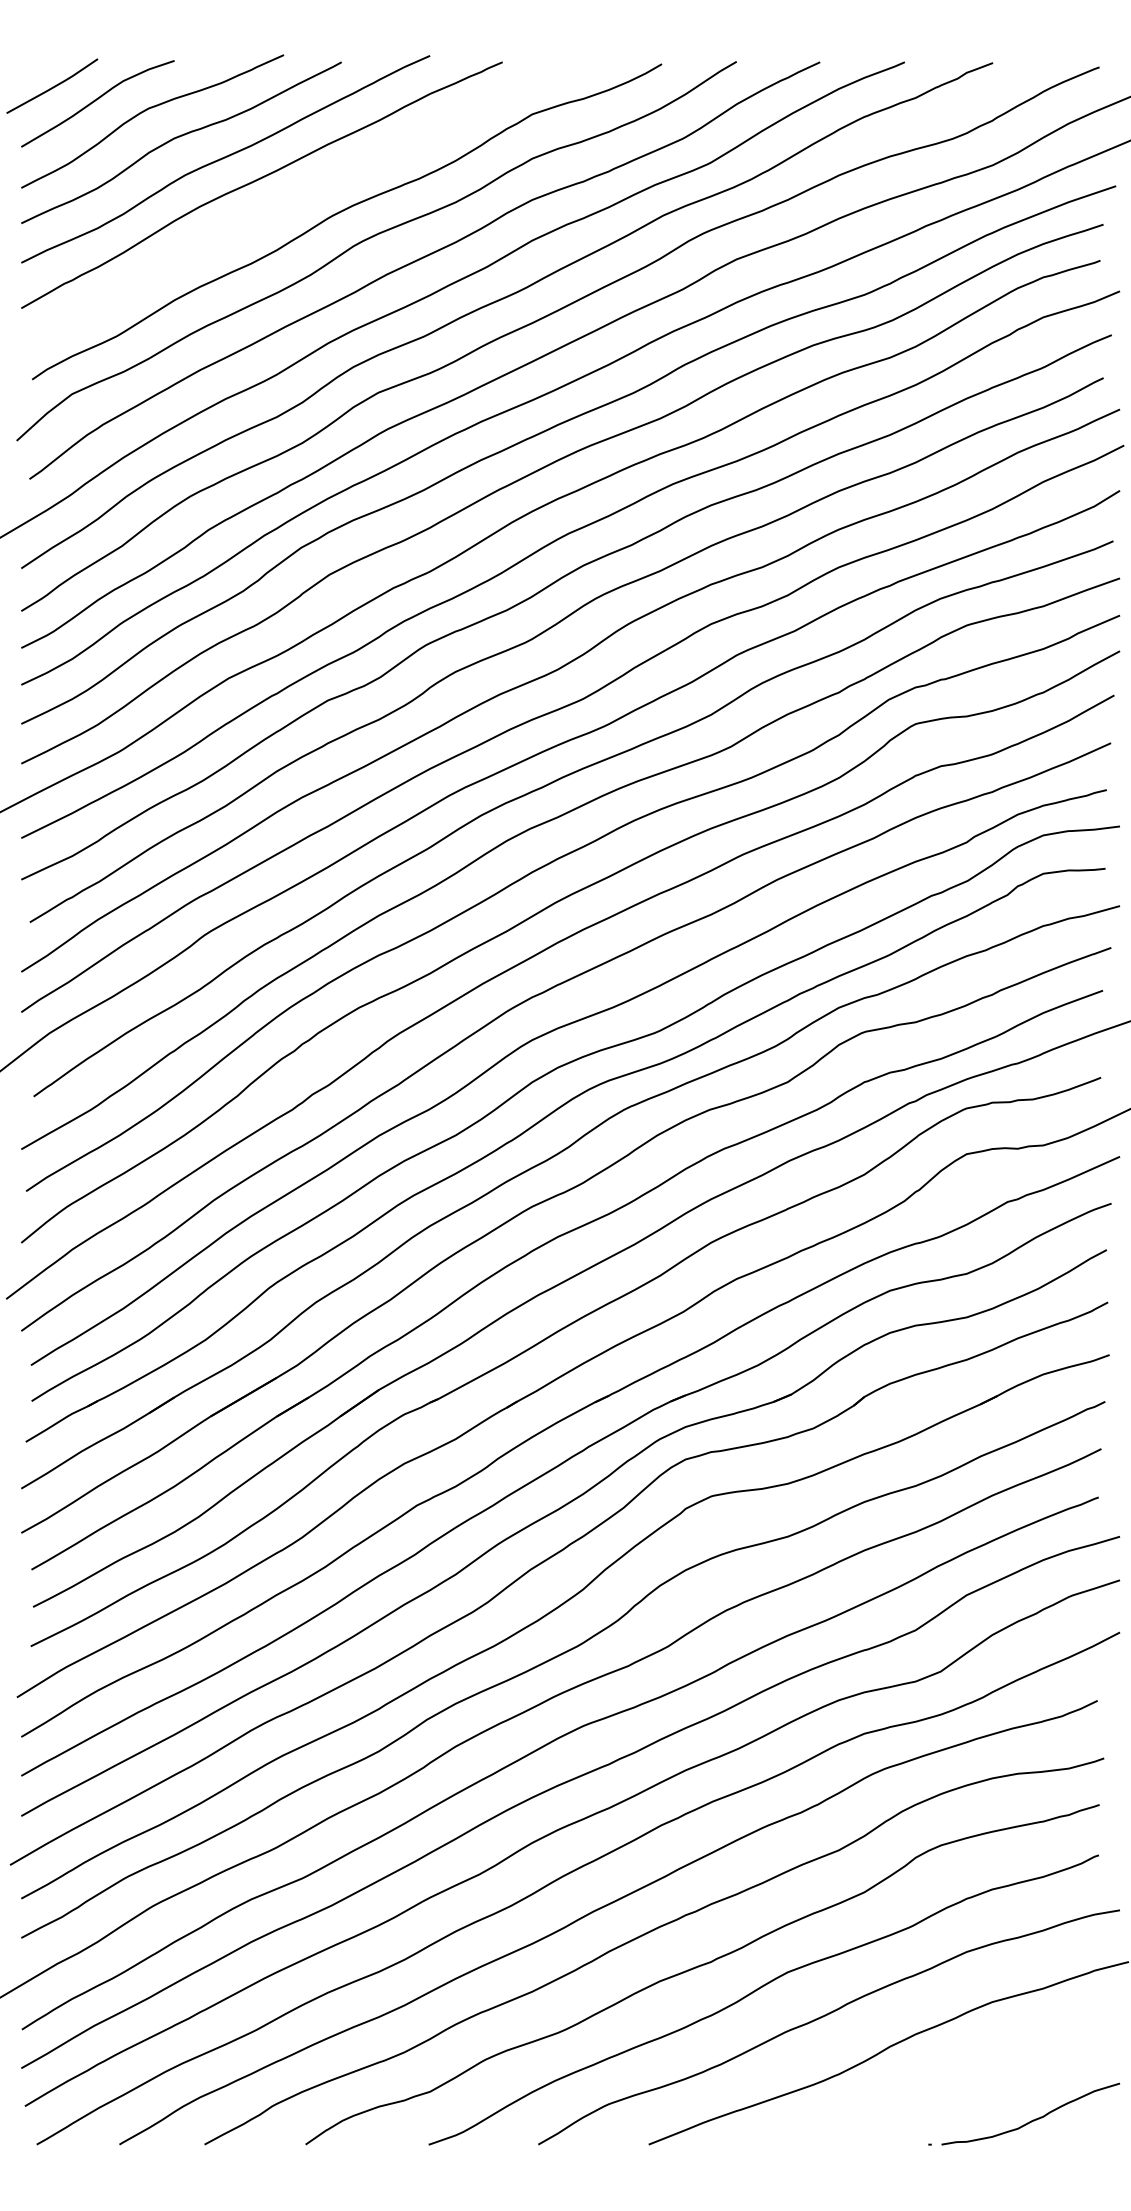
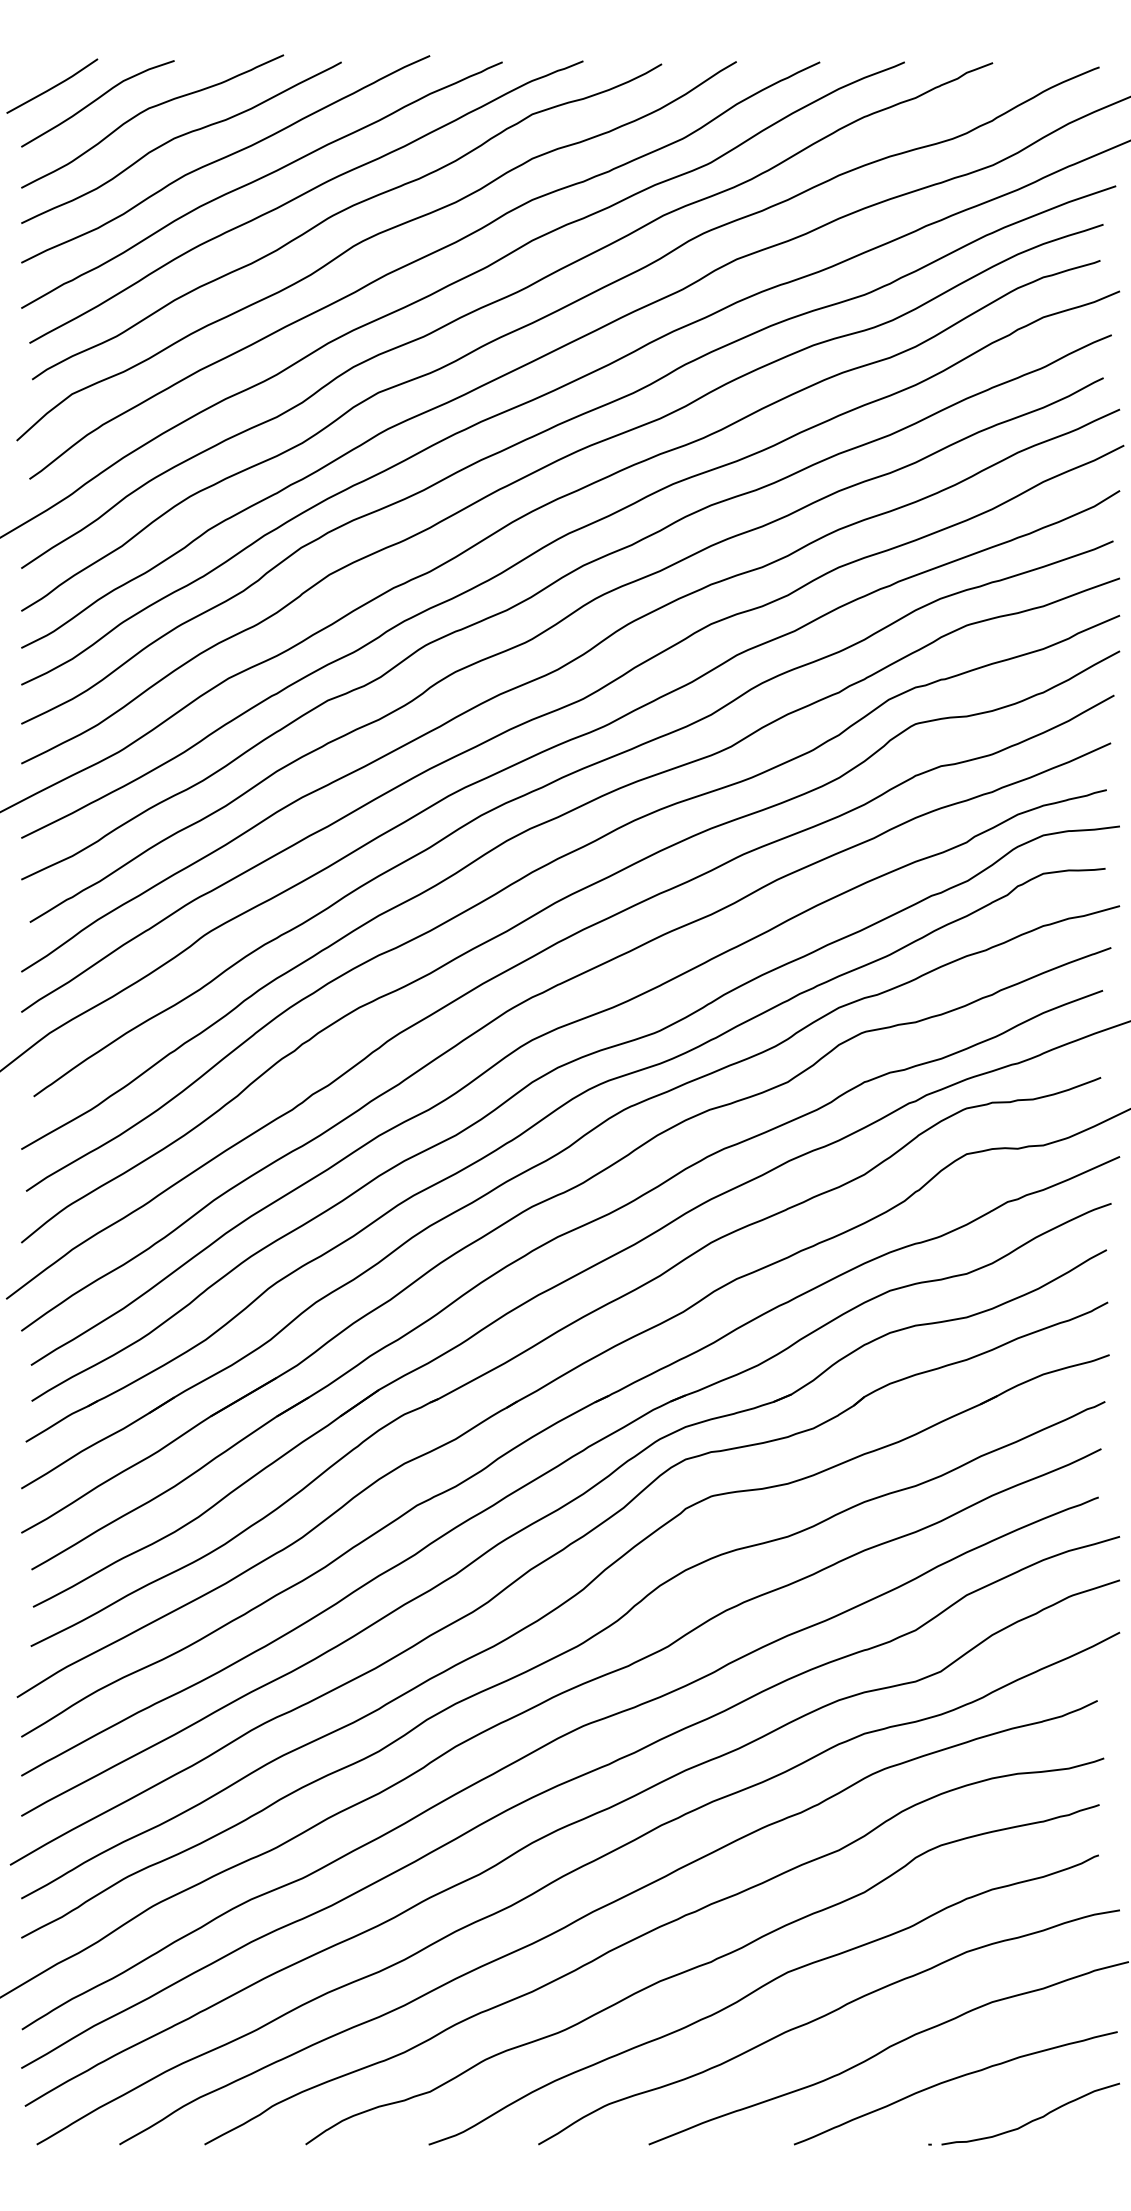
curve: none -> present (303, 195)
curve: none -> present (952, 2080)
